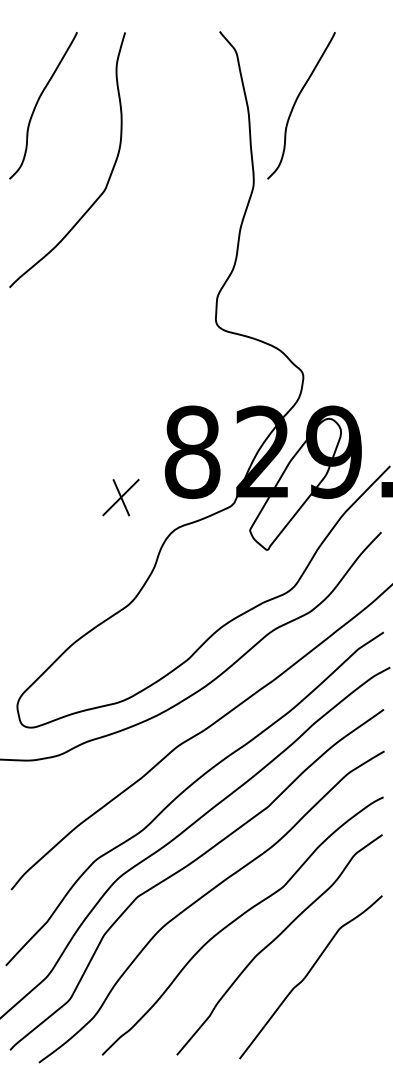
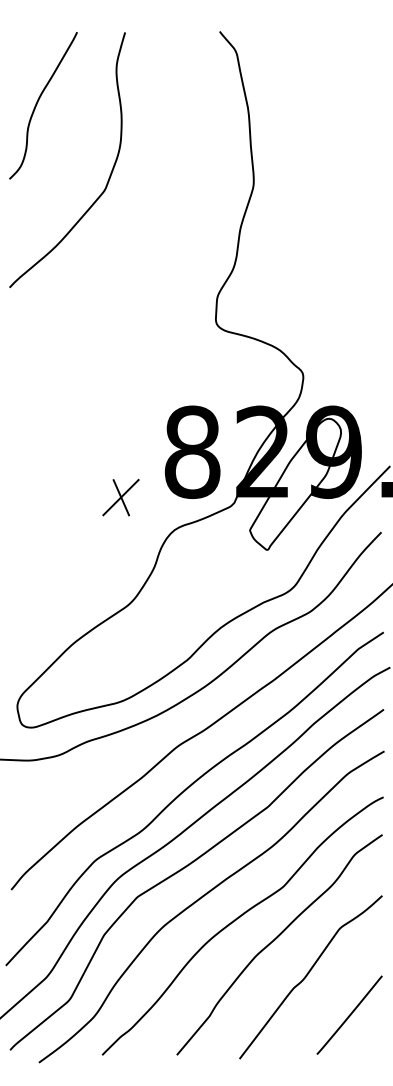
curve: present -> none (296, 102)
line: none -> present (349, 1014)
